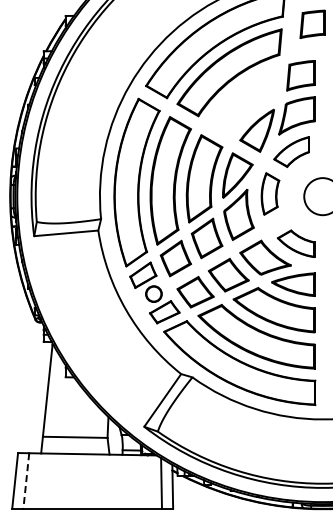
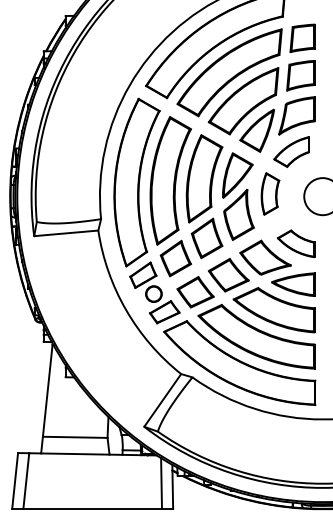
part position: (312, 23) -> (302, 37) (302, 37)
part: none -> present (243, 101)
line: dashed -> solid (26, 480)
